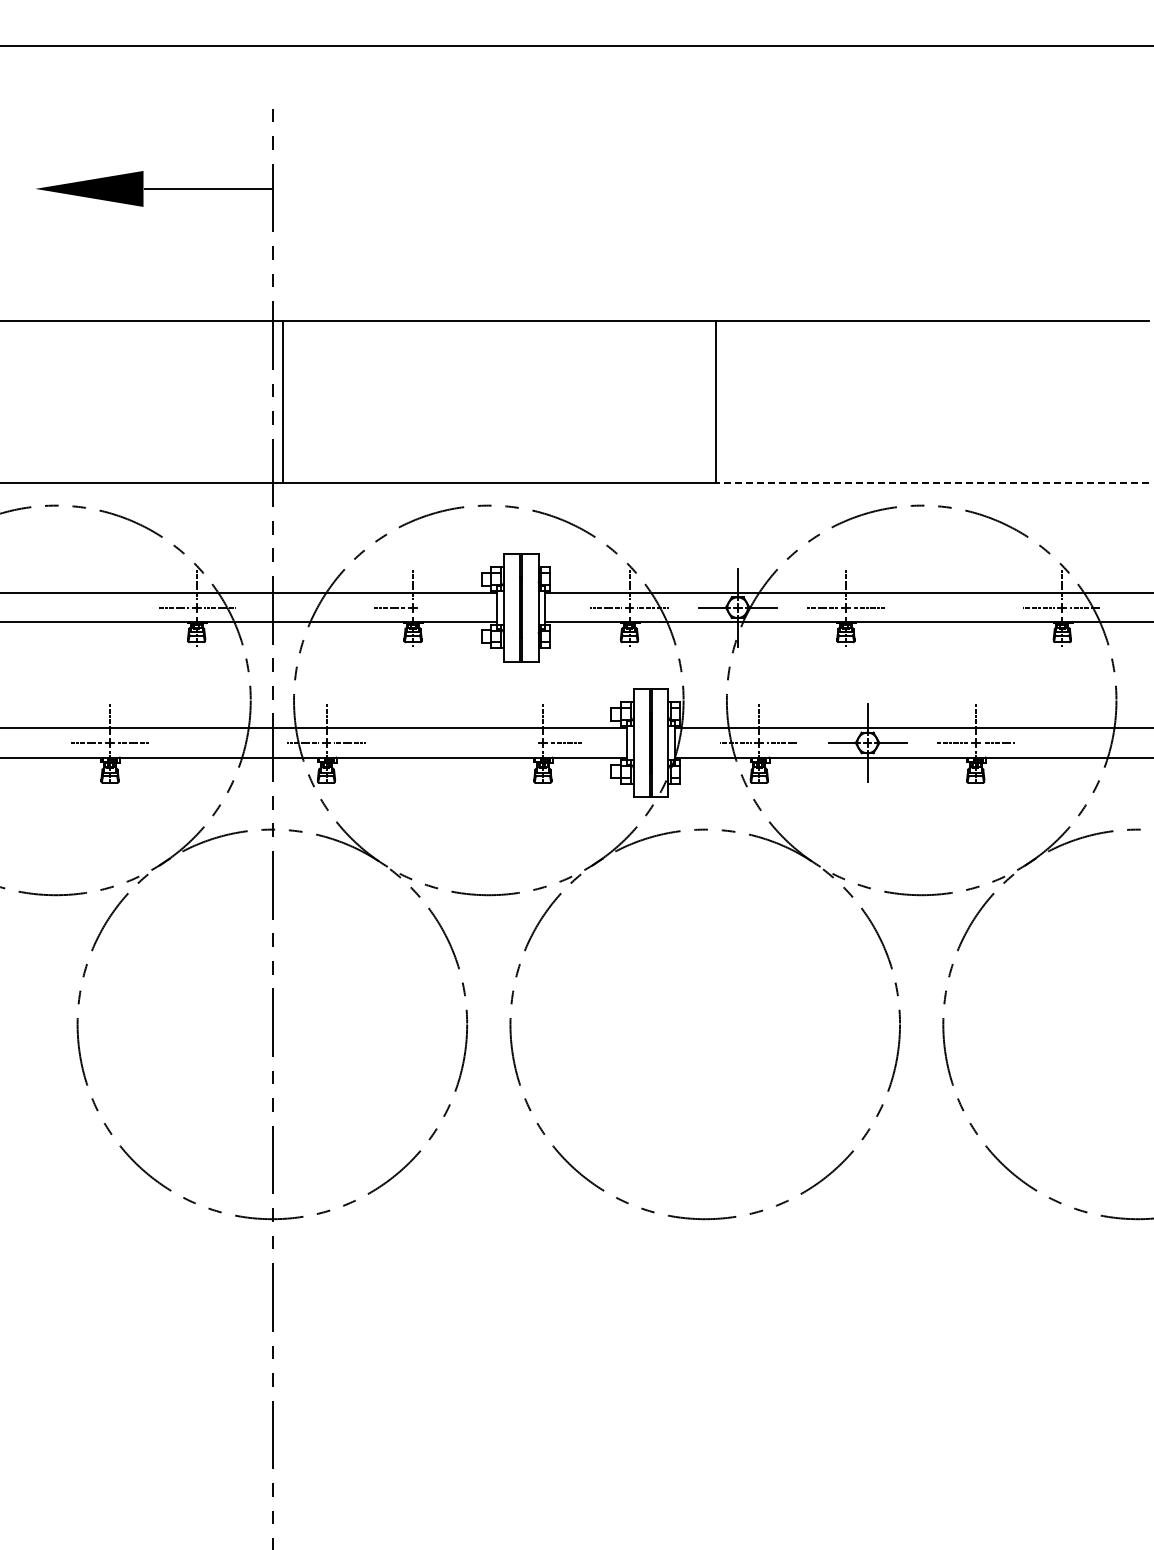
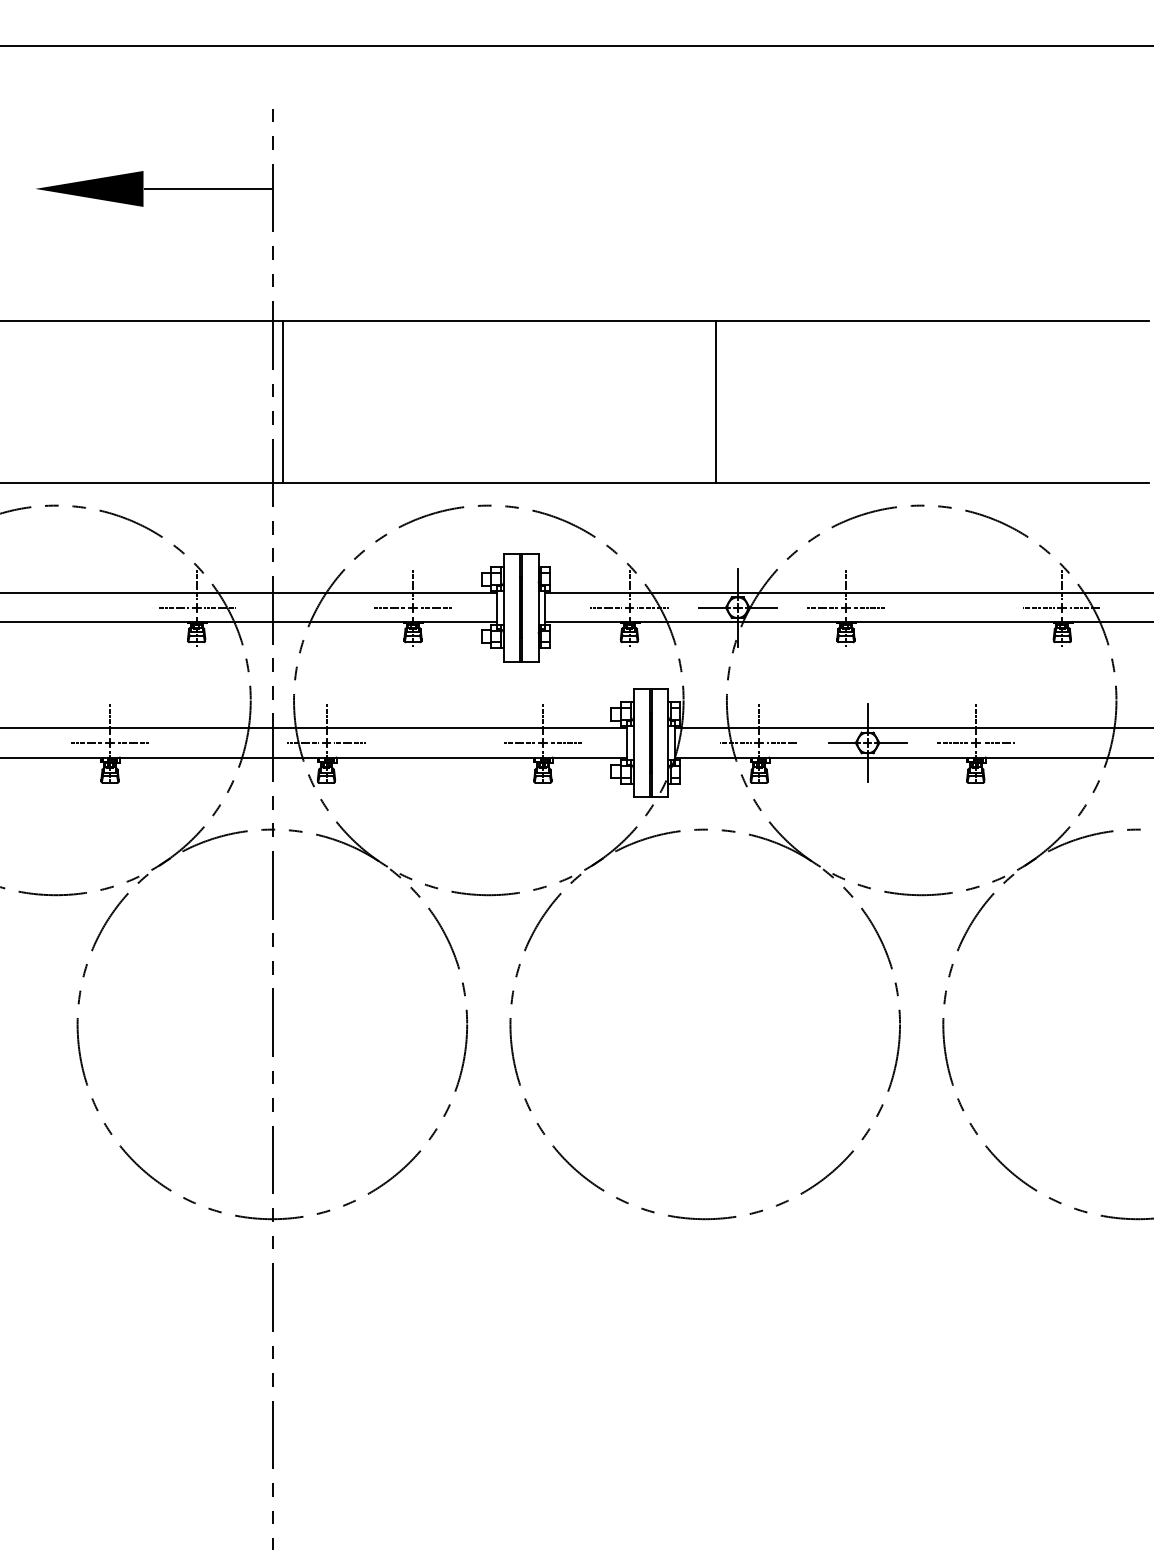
line: dashed -> solid (931, 483)
line: none -> present (436, 607)
line: none -> present (519, 742)
